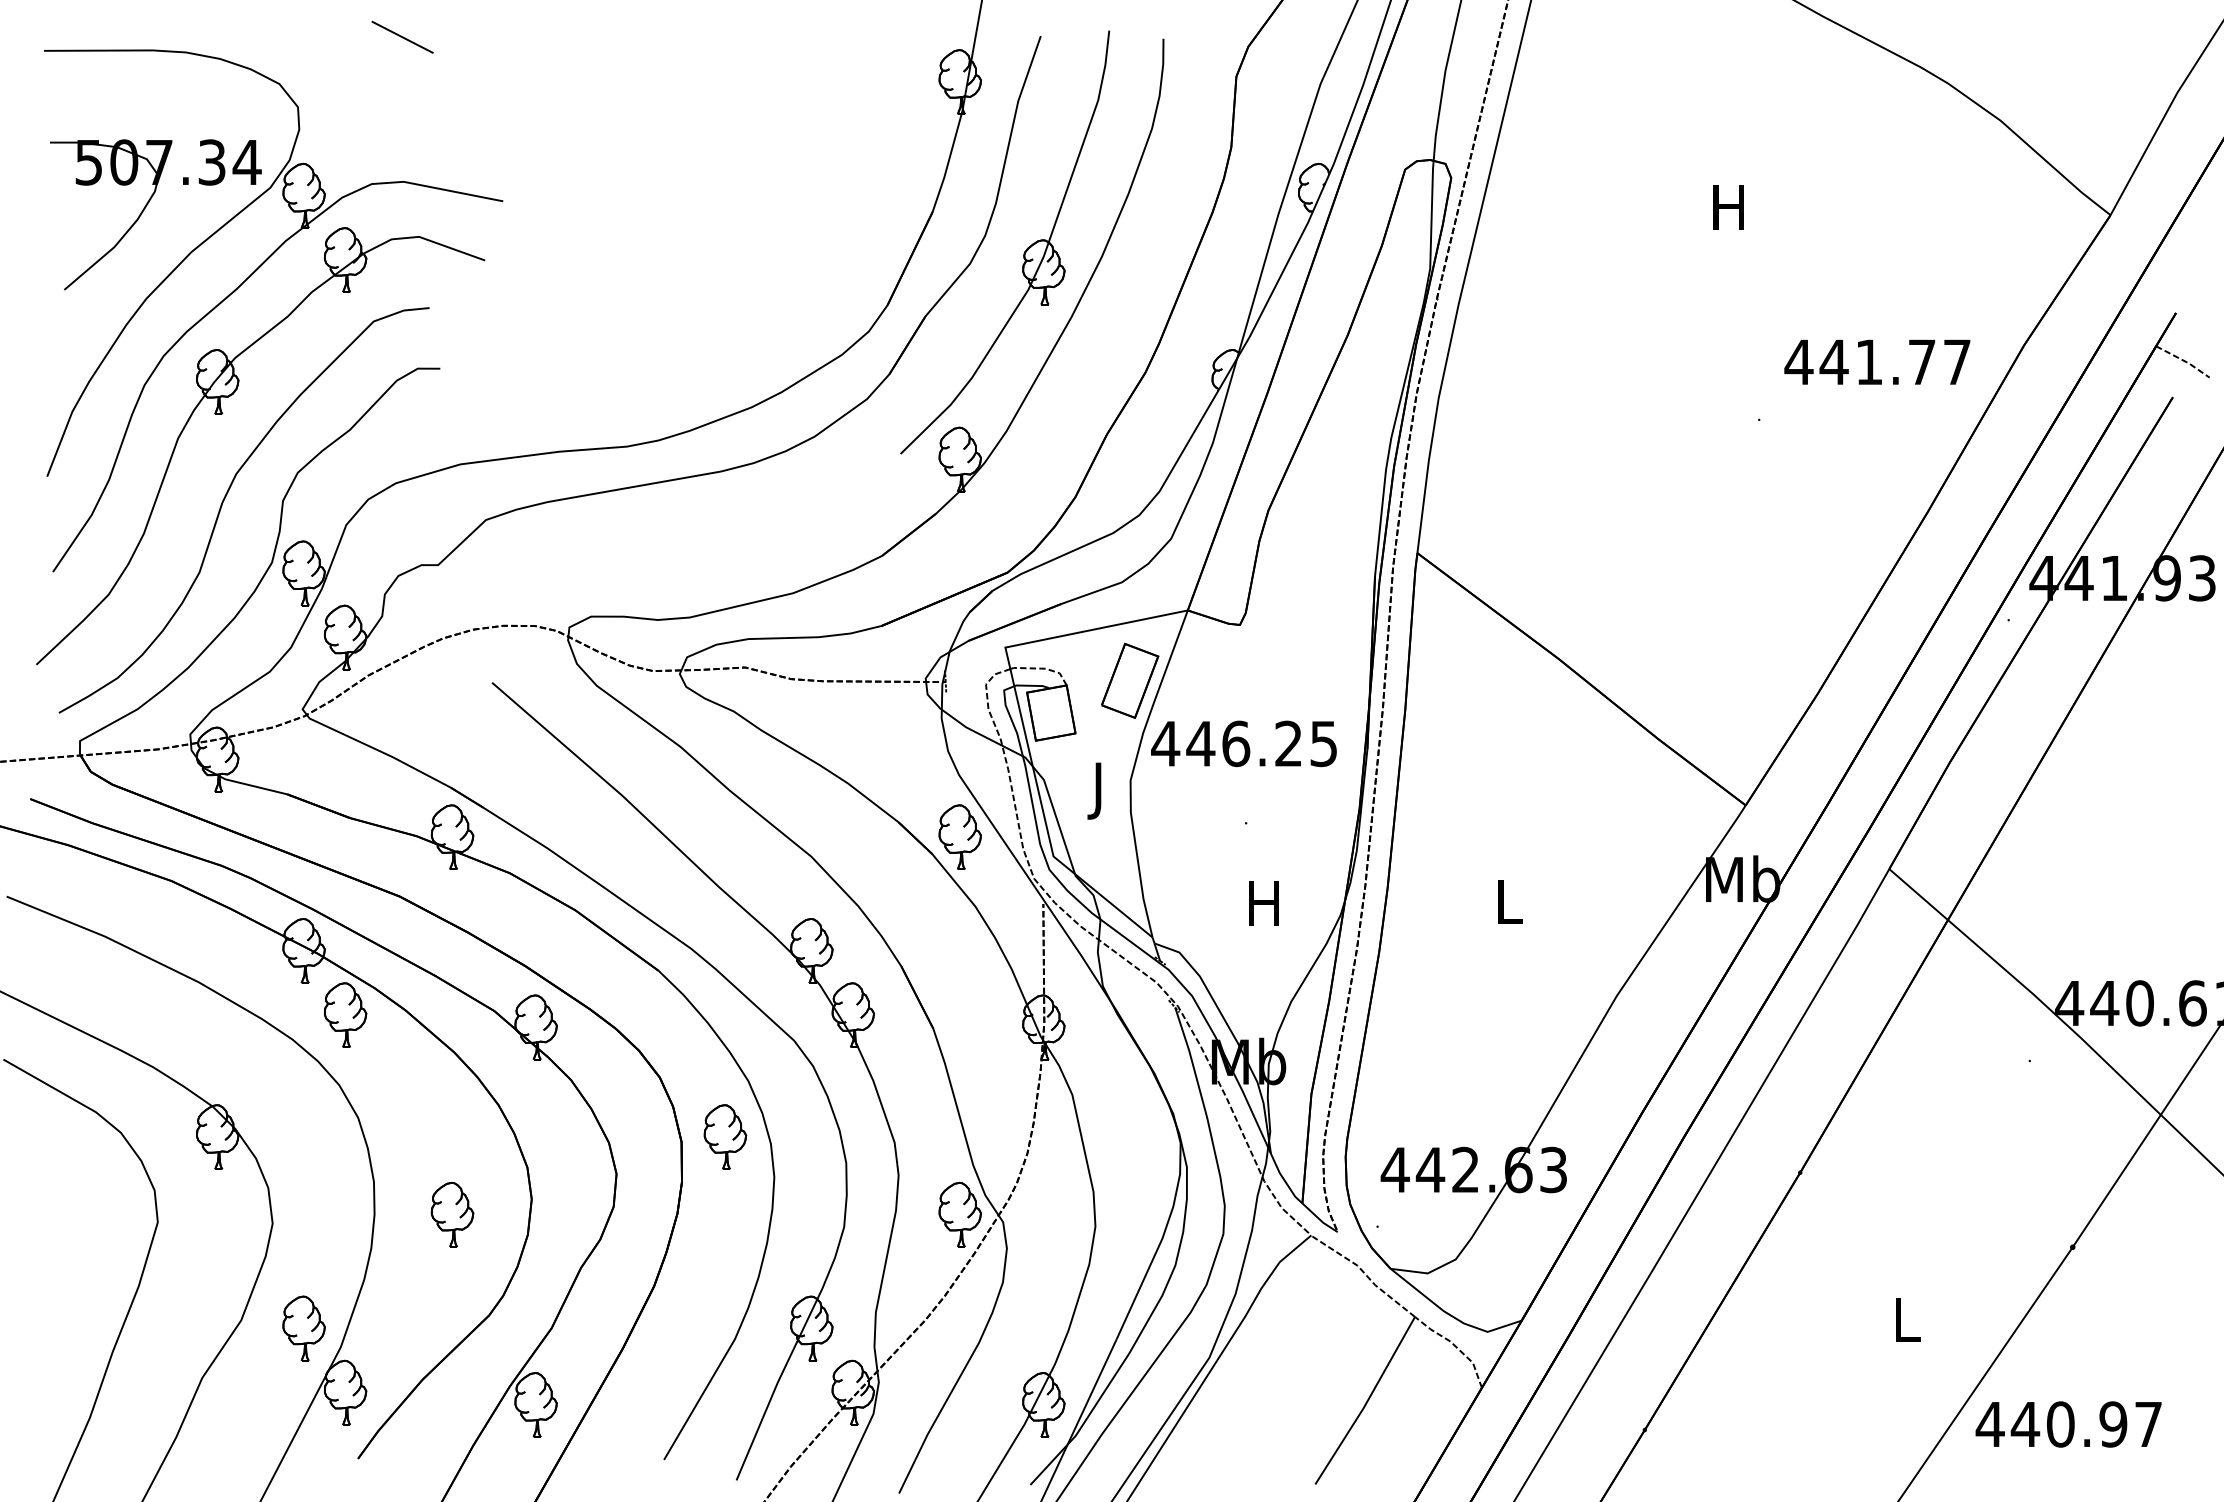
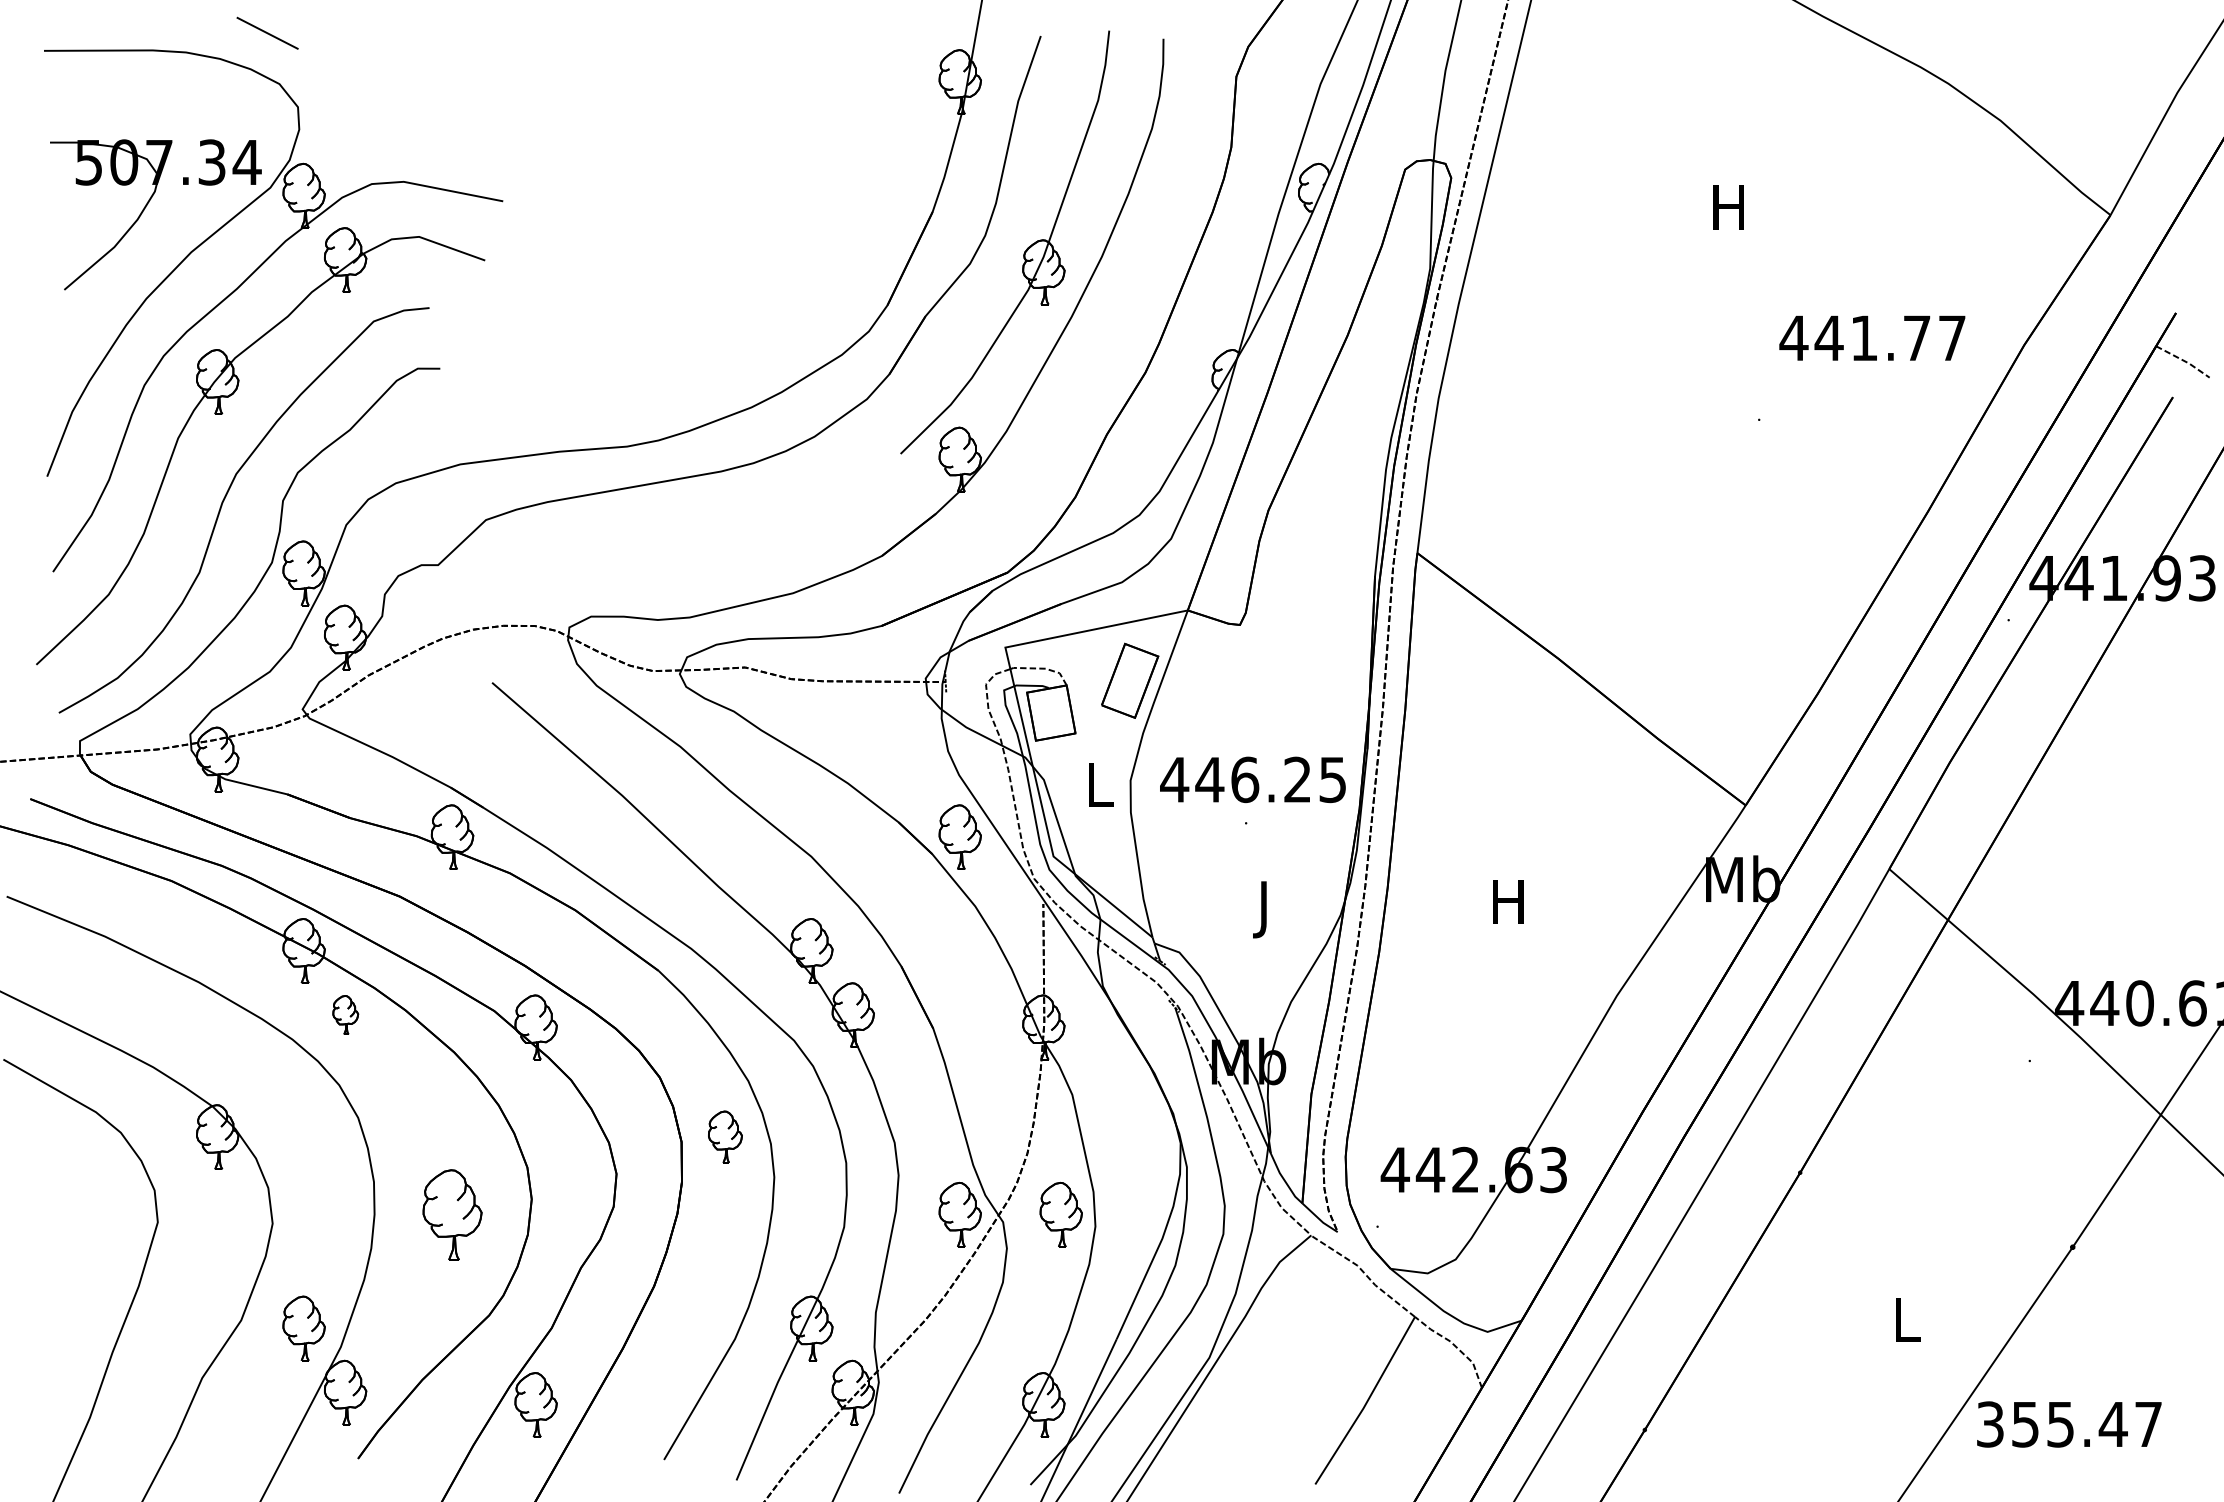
line position: (402, 36) -> (267, 32) (267, 32)
text position: (1877, 361) -> (1872, 337) (1872, 337)
text position: (1243, 743) -> (1252, 779) (1252, 779)
text: J -> L (1100, 790)
text: L -> H (1508, 901)
text: H -> J (1263, 909)
part size: 44x66 px -> 28x40 px (345, 1014)
part size: 45x66 px -> 35x54 px (725, 1136)
part size: 45x67 px -> 61x92 px (452, 1214)
part: none -> present (1060, 1214)
text: 440.97 -> 355.47 (2051, 1424)
